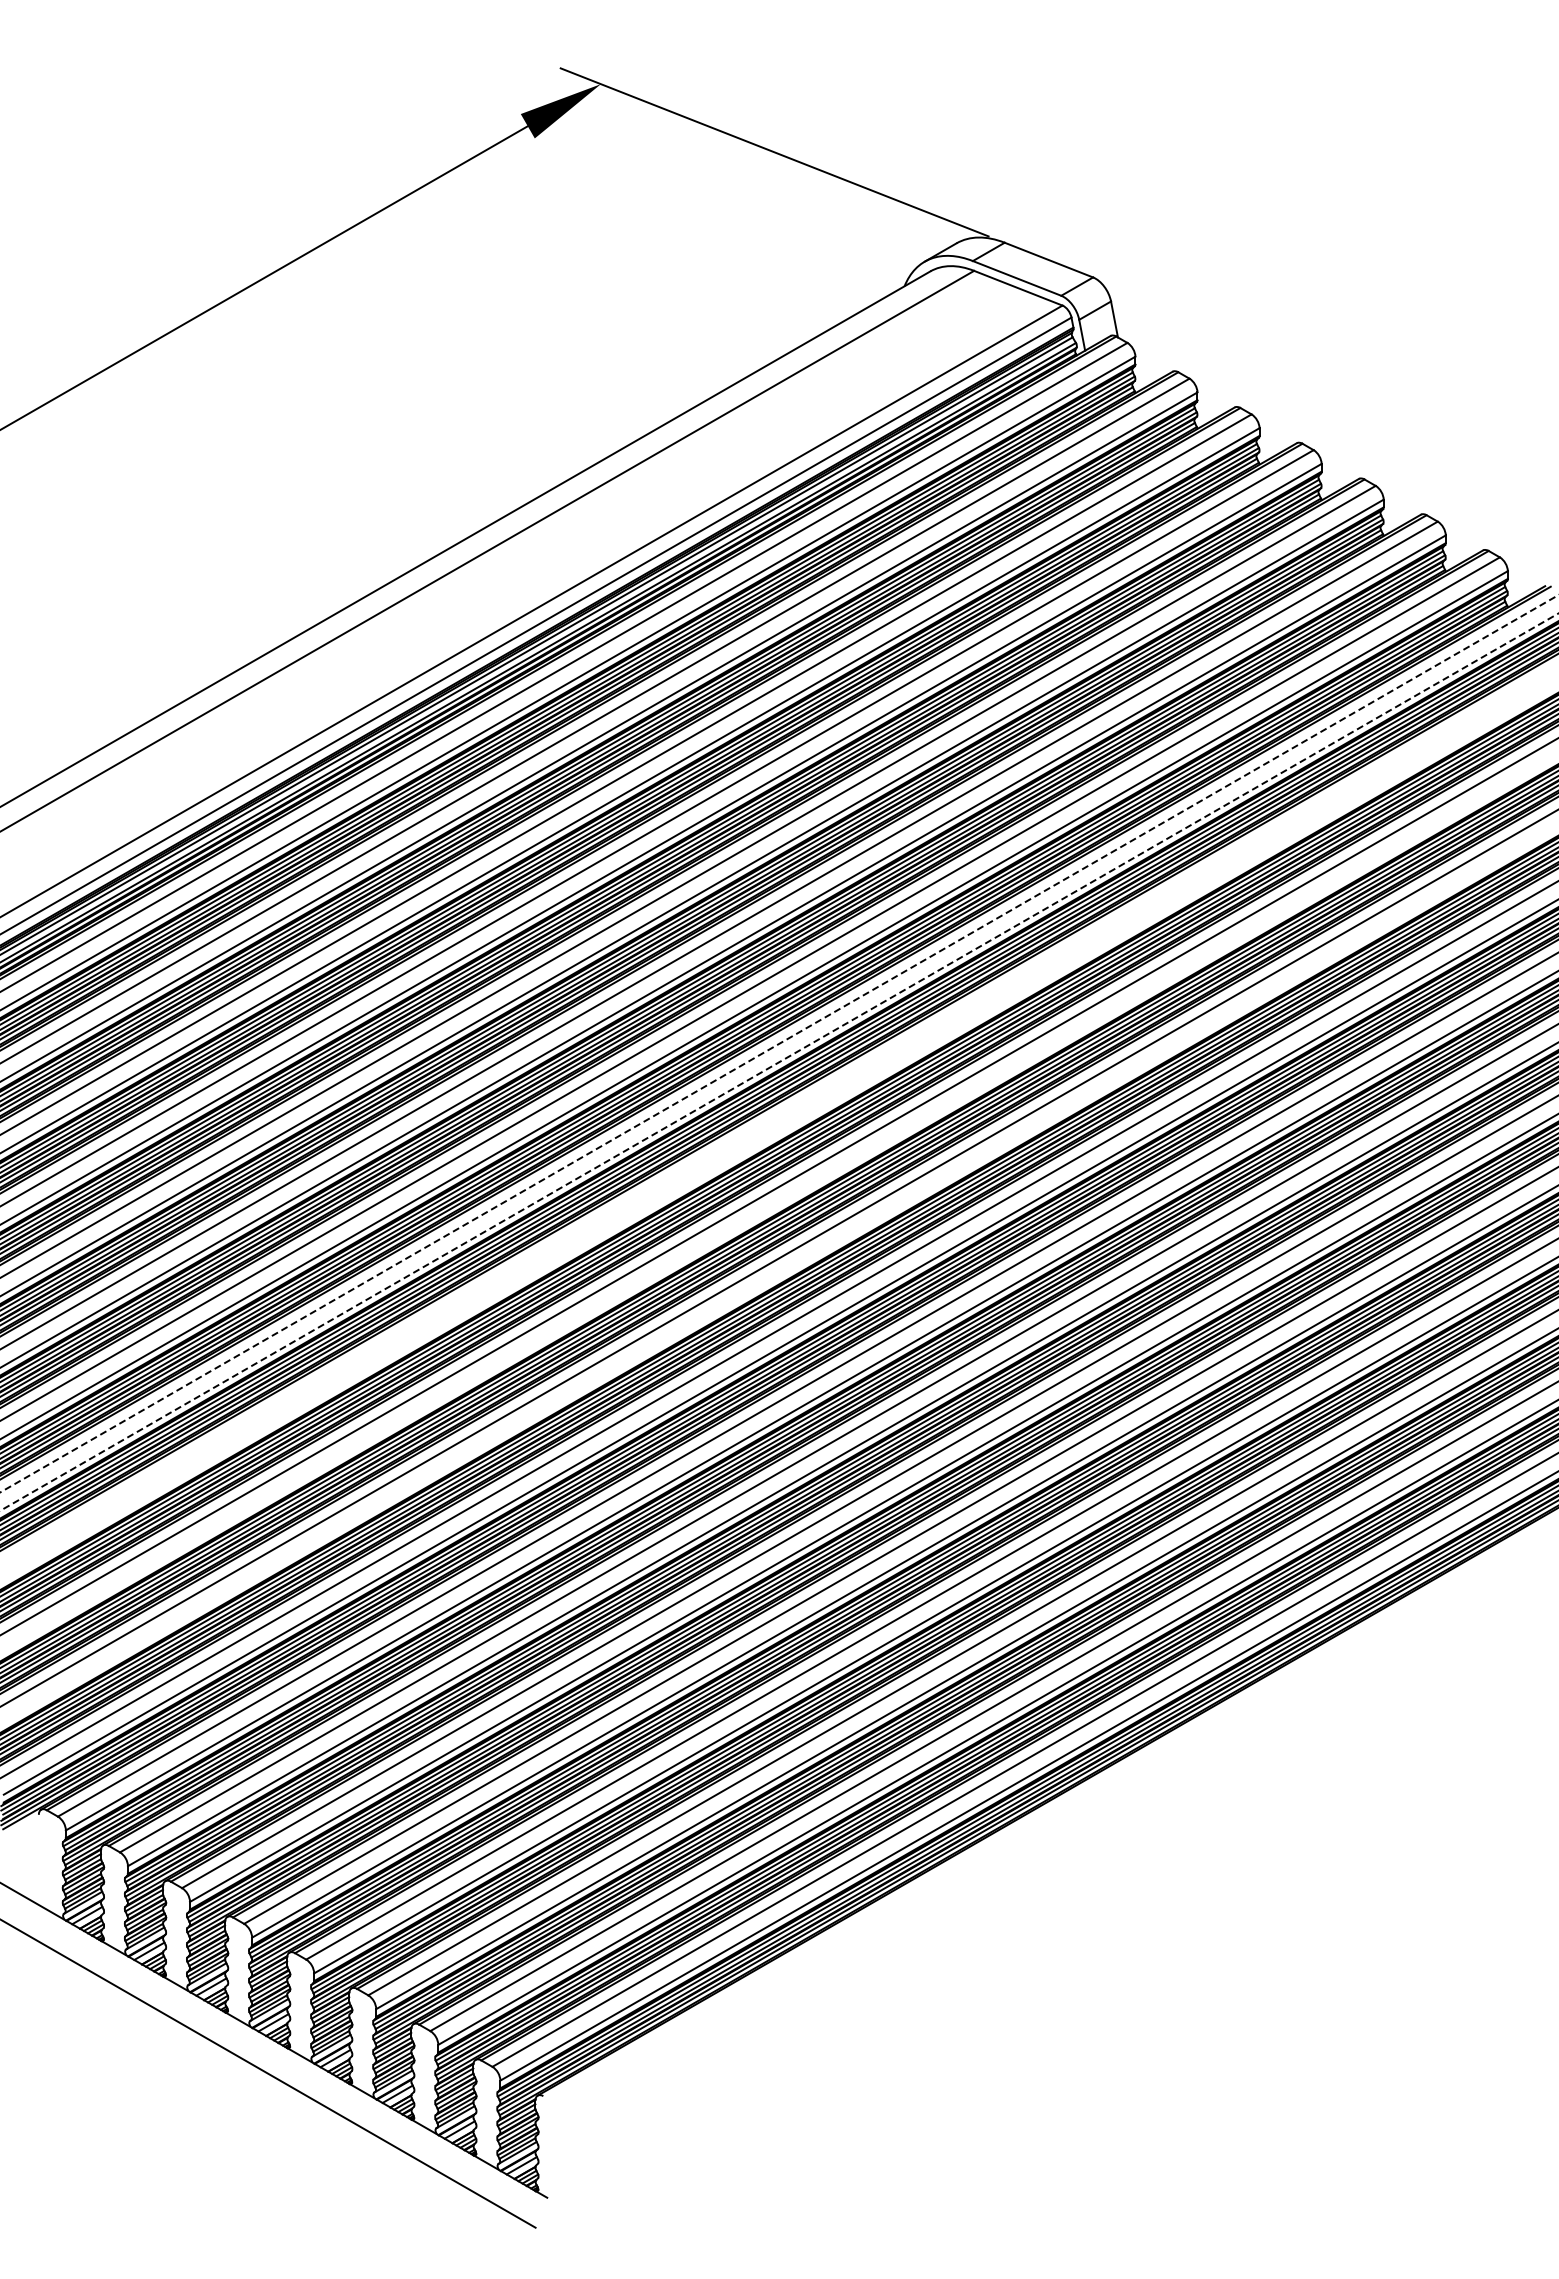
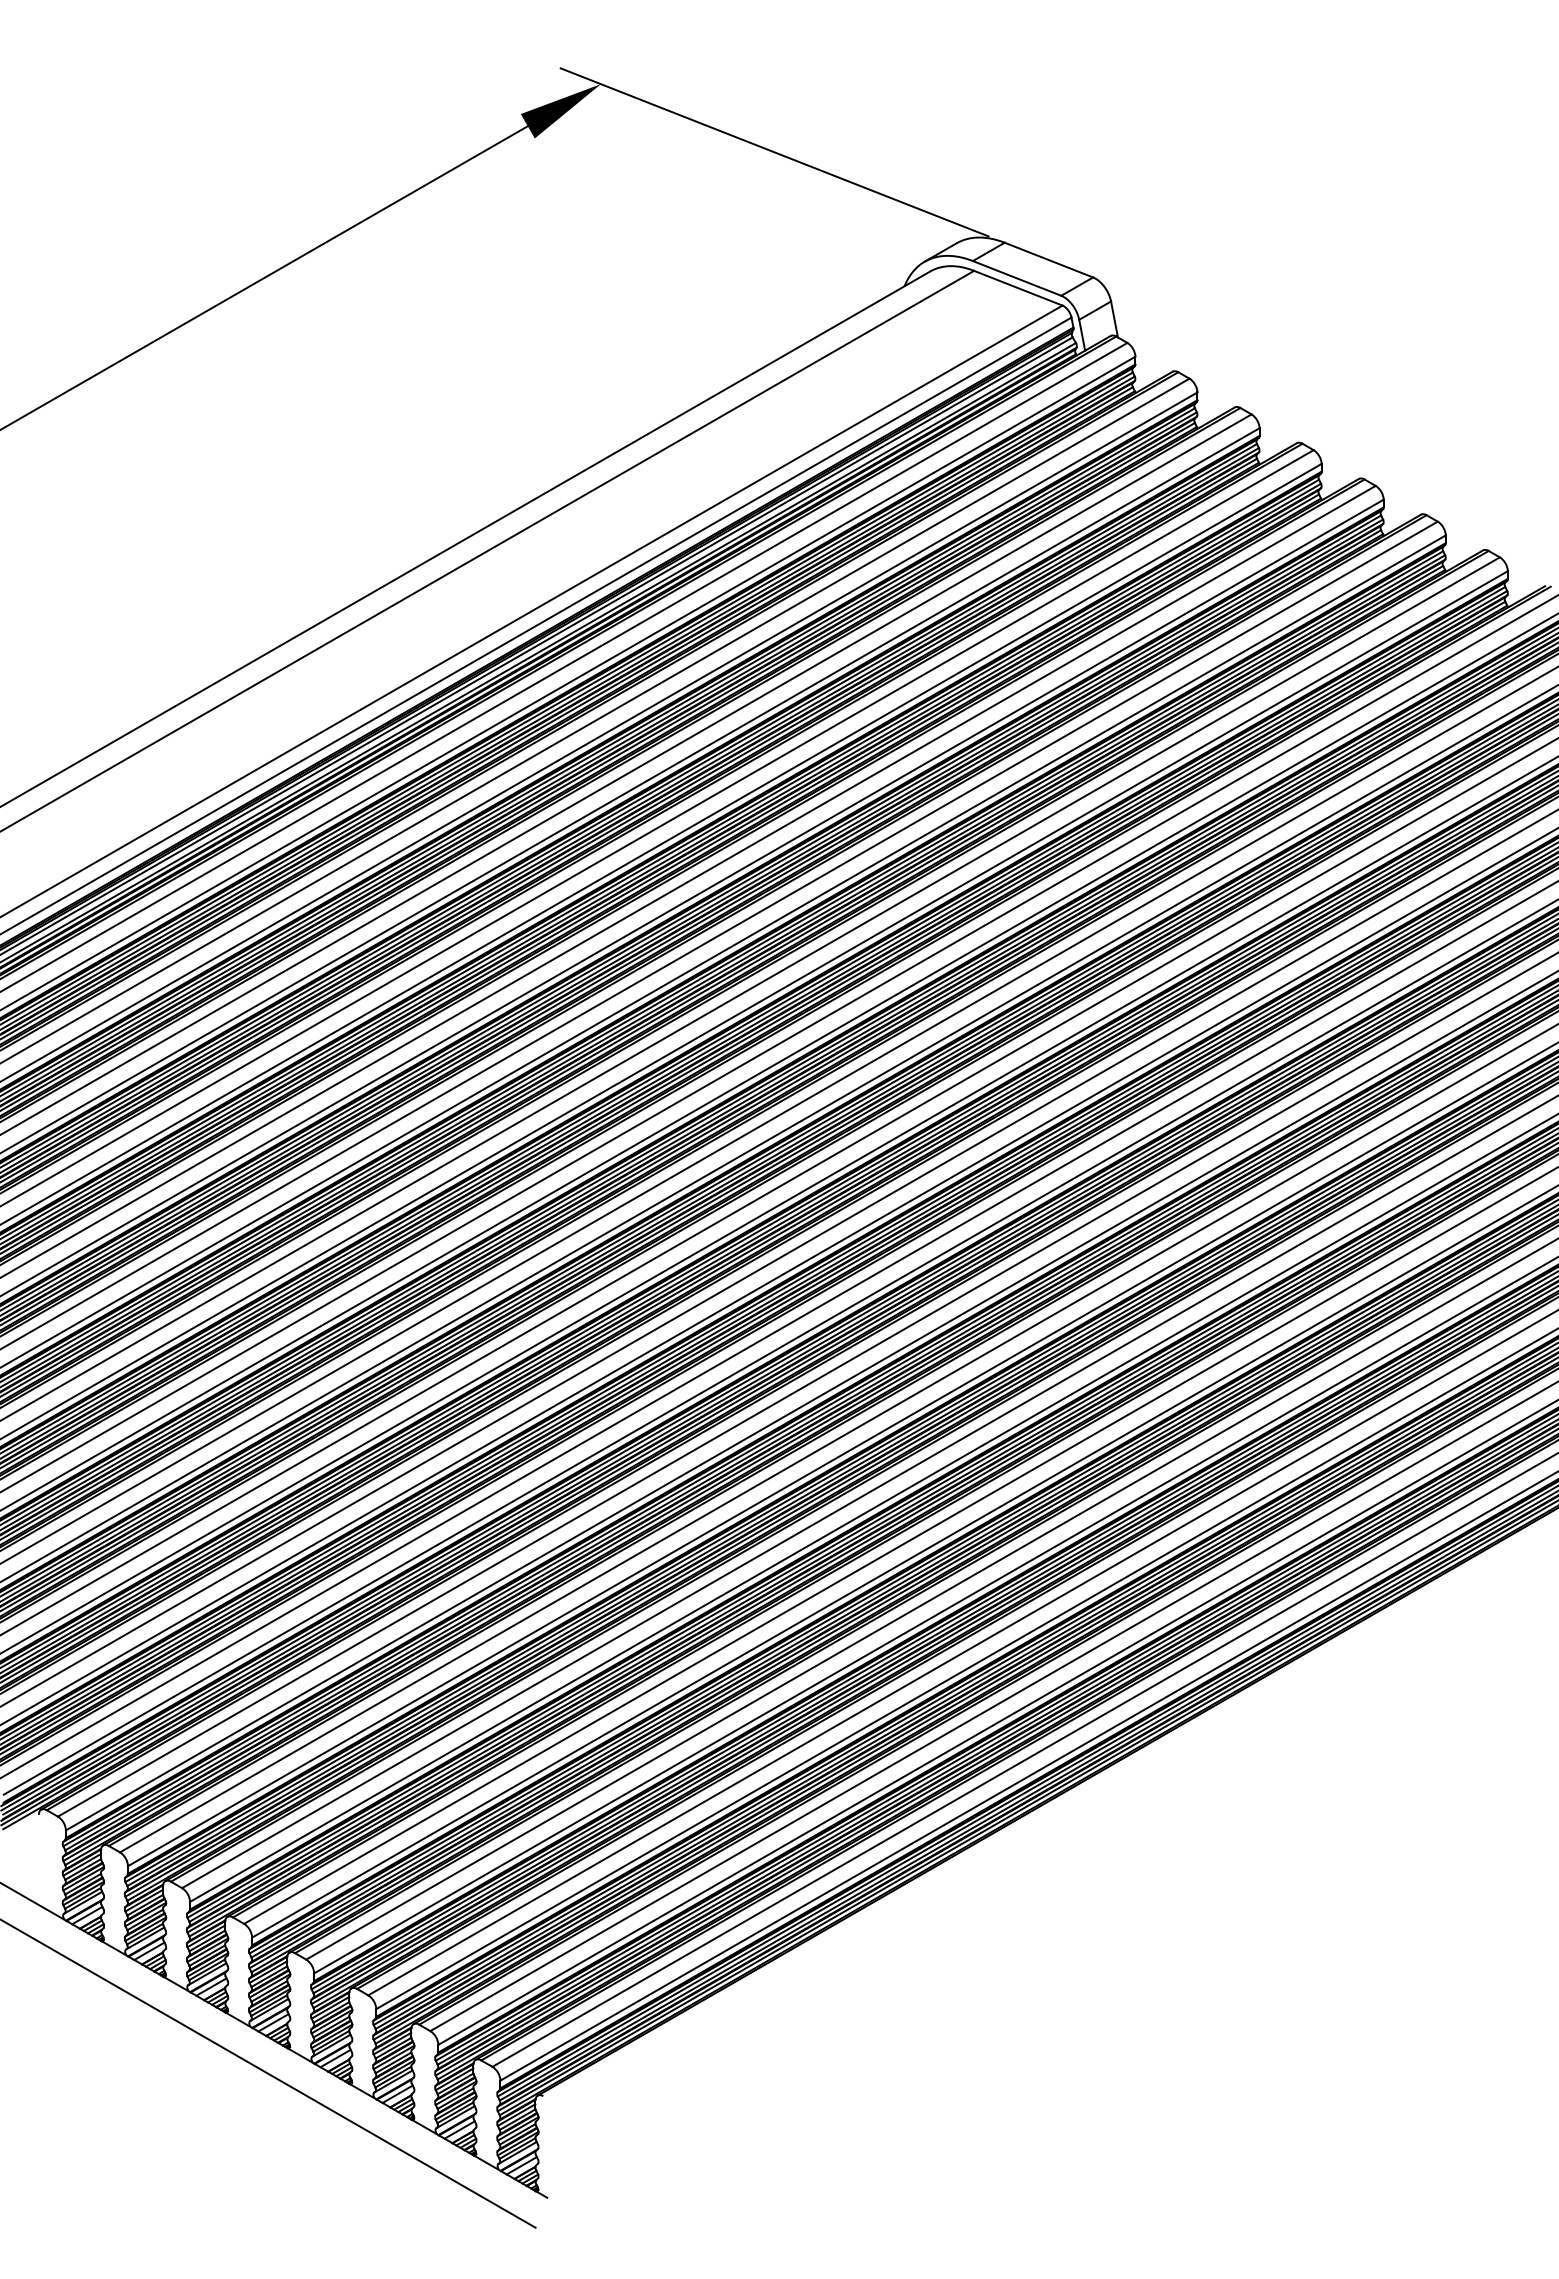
line: dashed -> solid (779, 1043)
line: dashed -> solid (779, 1061)
line: none -> present (778, 1115)
line: none -> present (778, 1133)
line: none -> present (778, 1205)
line: none -> present (778, 1276)
